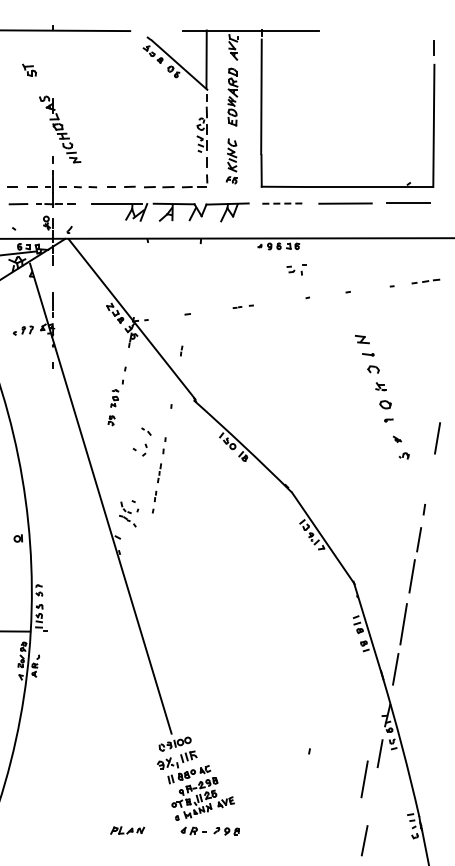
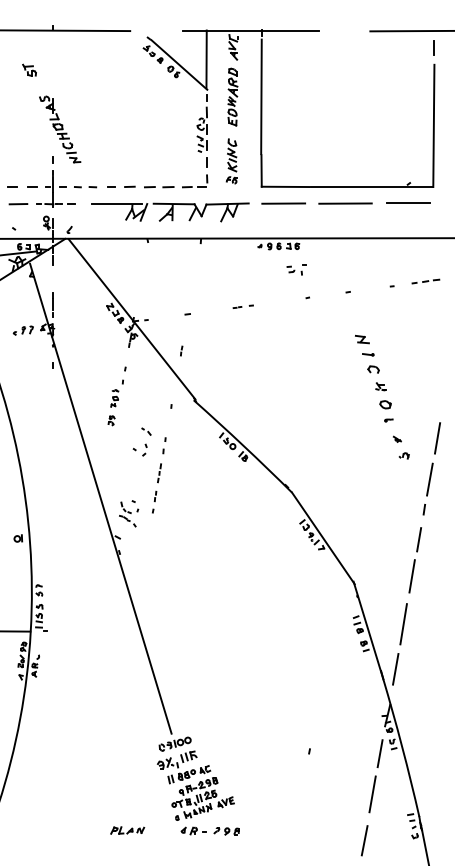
line: none -> present (410, 30)
line: dashed -> solid (284, 203)
line: none -> present (429, 479)
line position: (364, 779) -> (372, 794) (372, 794)
